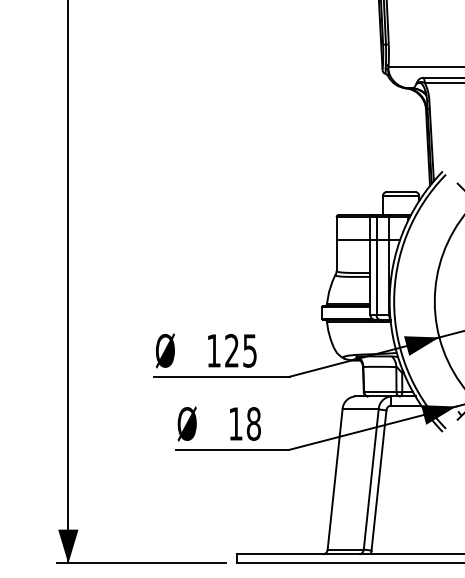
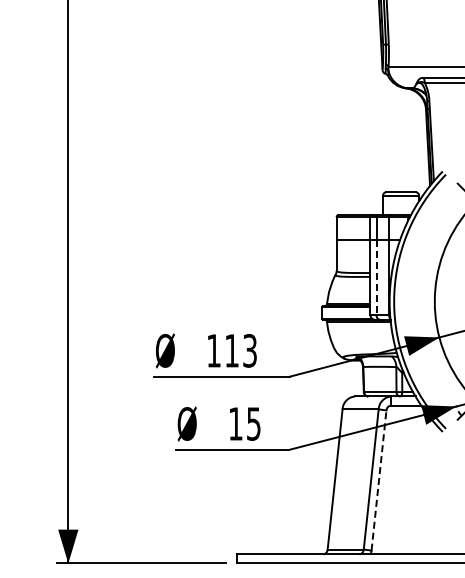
line: solid -> dashed (376, 277)
text: 125 -> 113 (240, 350)
text: 18 -> 15 (253, 423)
line: solid -> dashed (379, 480)
